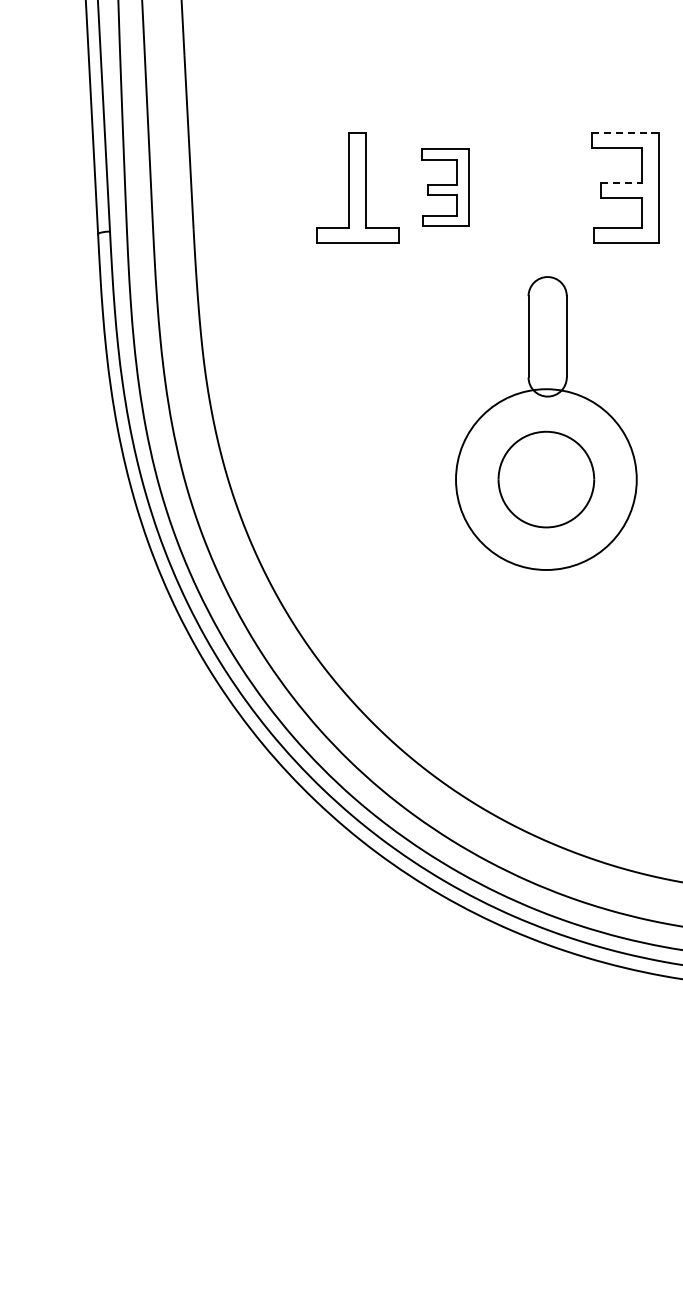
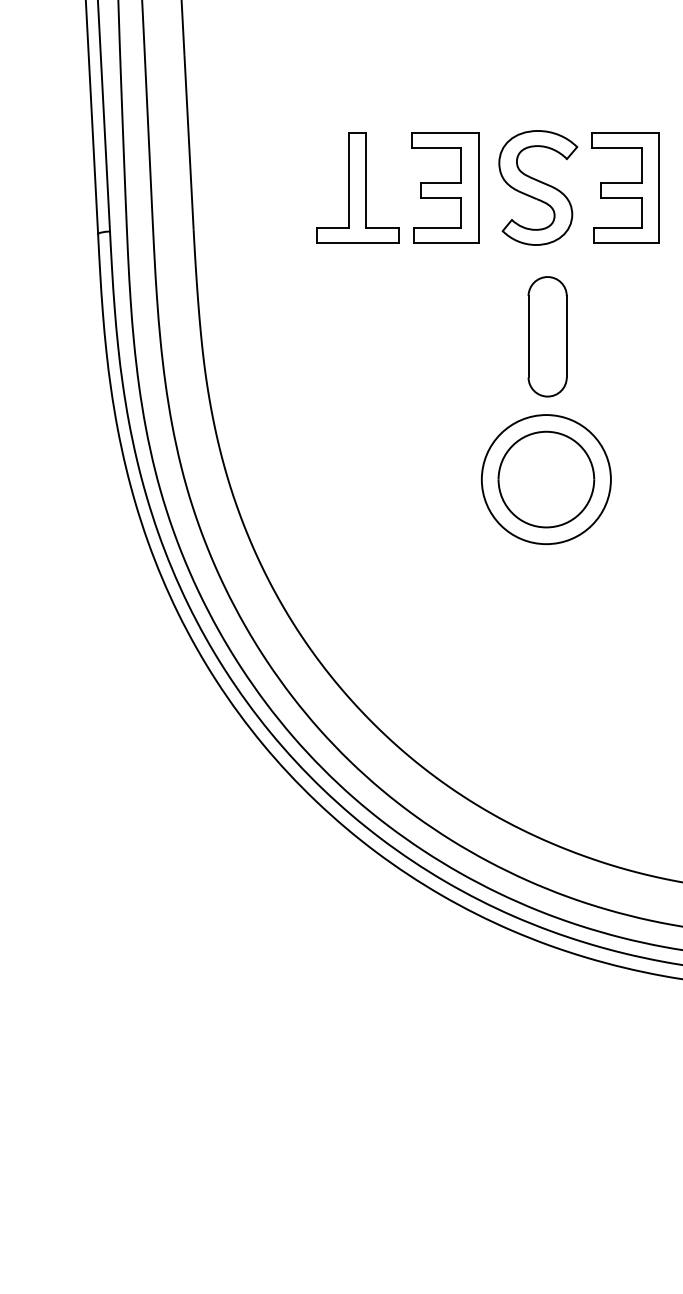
line: dashed -> solid (626, 132)
line: dashed -> solid (622, 183)
part size: 49x79 px -> 69x112 px (445, 187)
part: none -> present (538, 187)
circle diameter: 181 px -> 129 px (545, 479)
